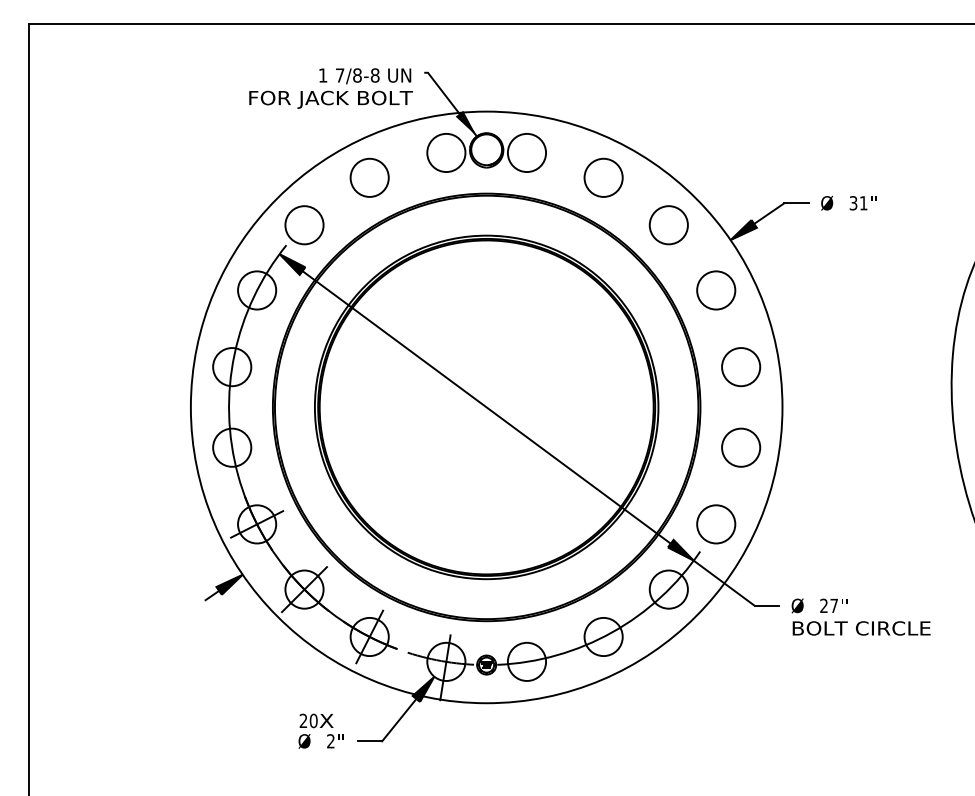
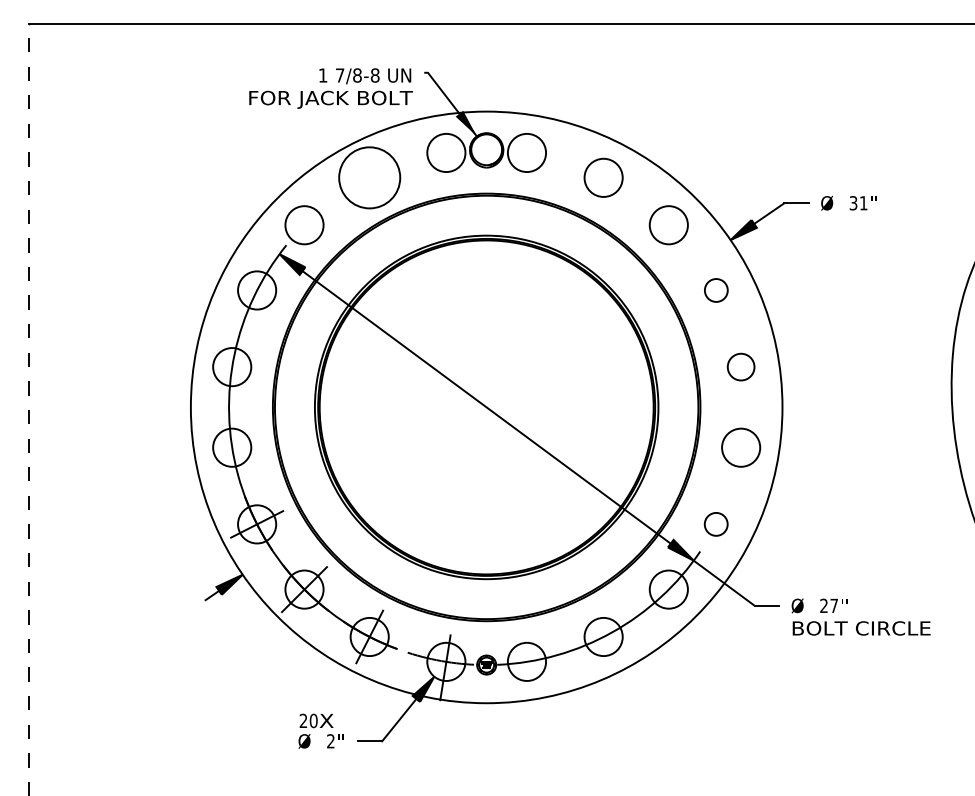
circle diameter: 38 px -> 61 px (369, 177)
circle size: 41x41 px -> 25x25 px (716, 290)
circle diameter: 38 px -> 27 px (740, 366)
line: solid -> dashed (29, 409)
circle diameter: 38 px -> 23 px (715, 523)
